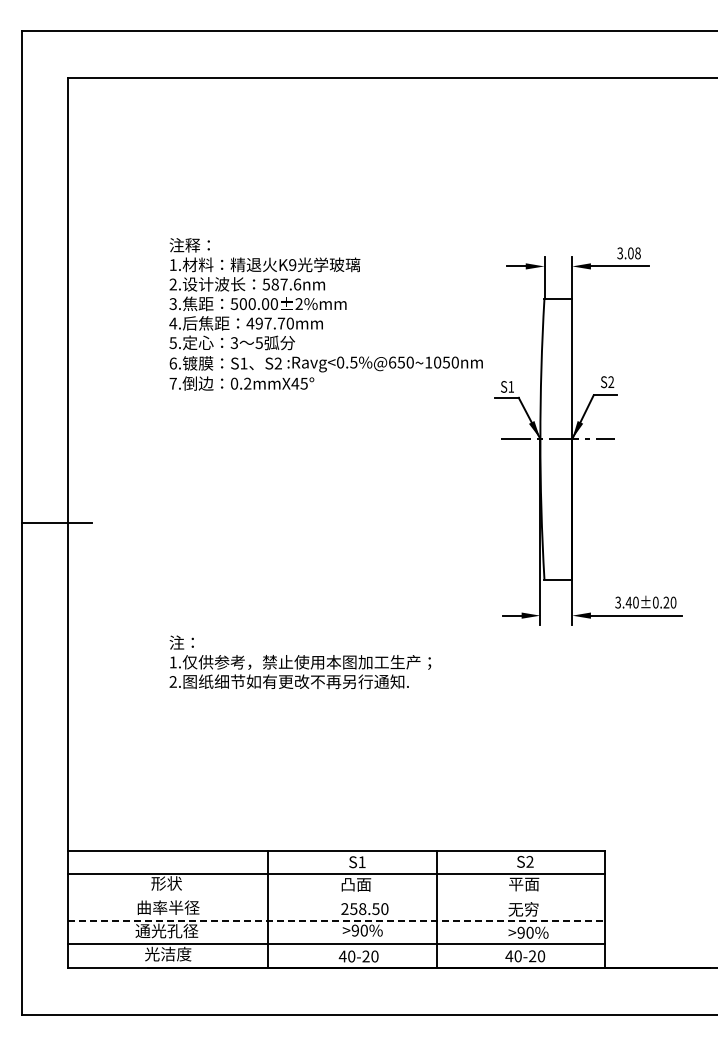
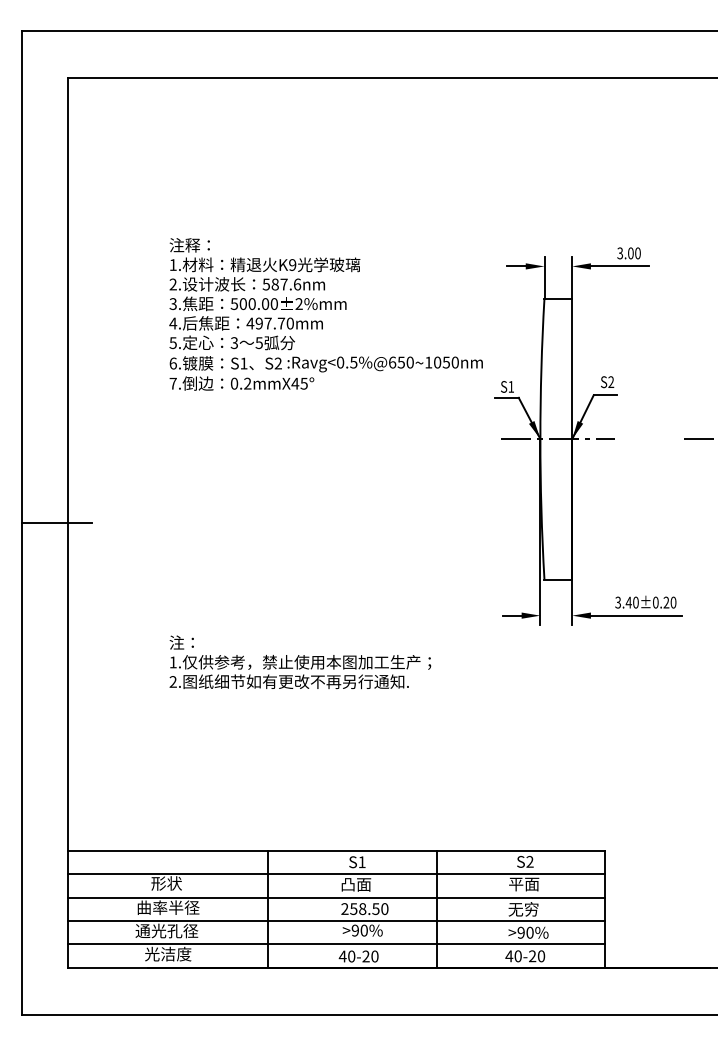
text: 3.08 -> 3.00 (637, 253)
line: none -> present (699, 439)
line: none -> present (336, 897)
line: dashed -> solid (337, 920)
